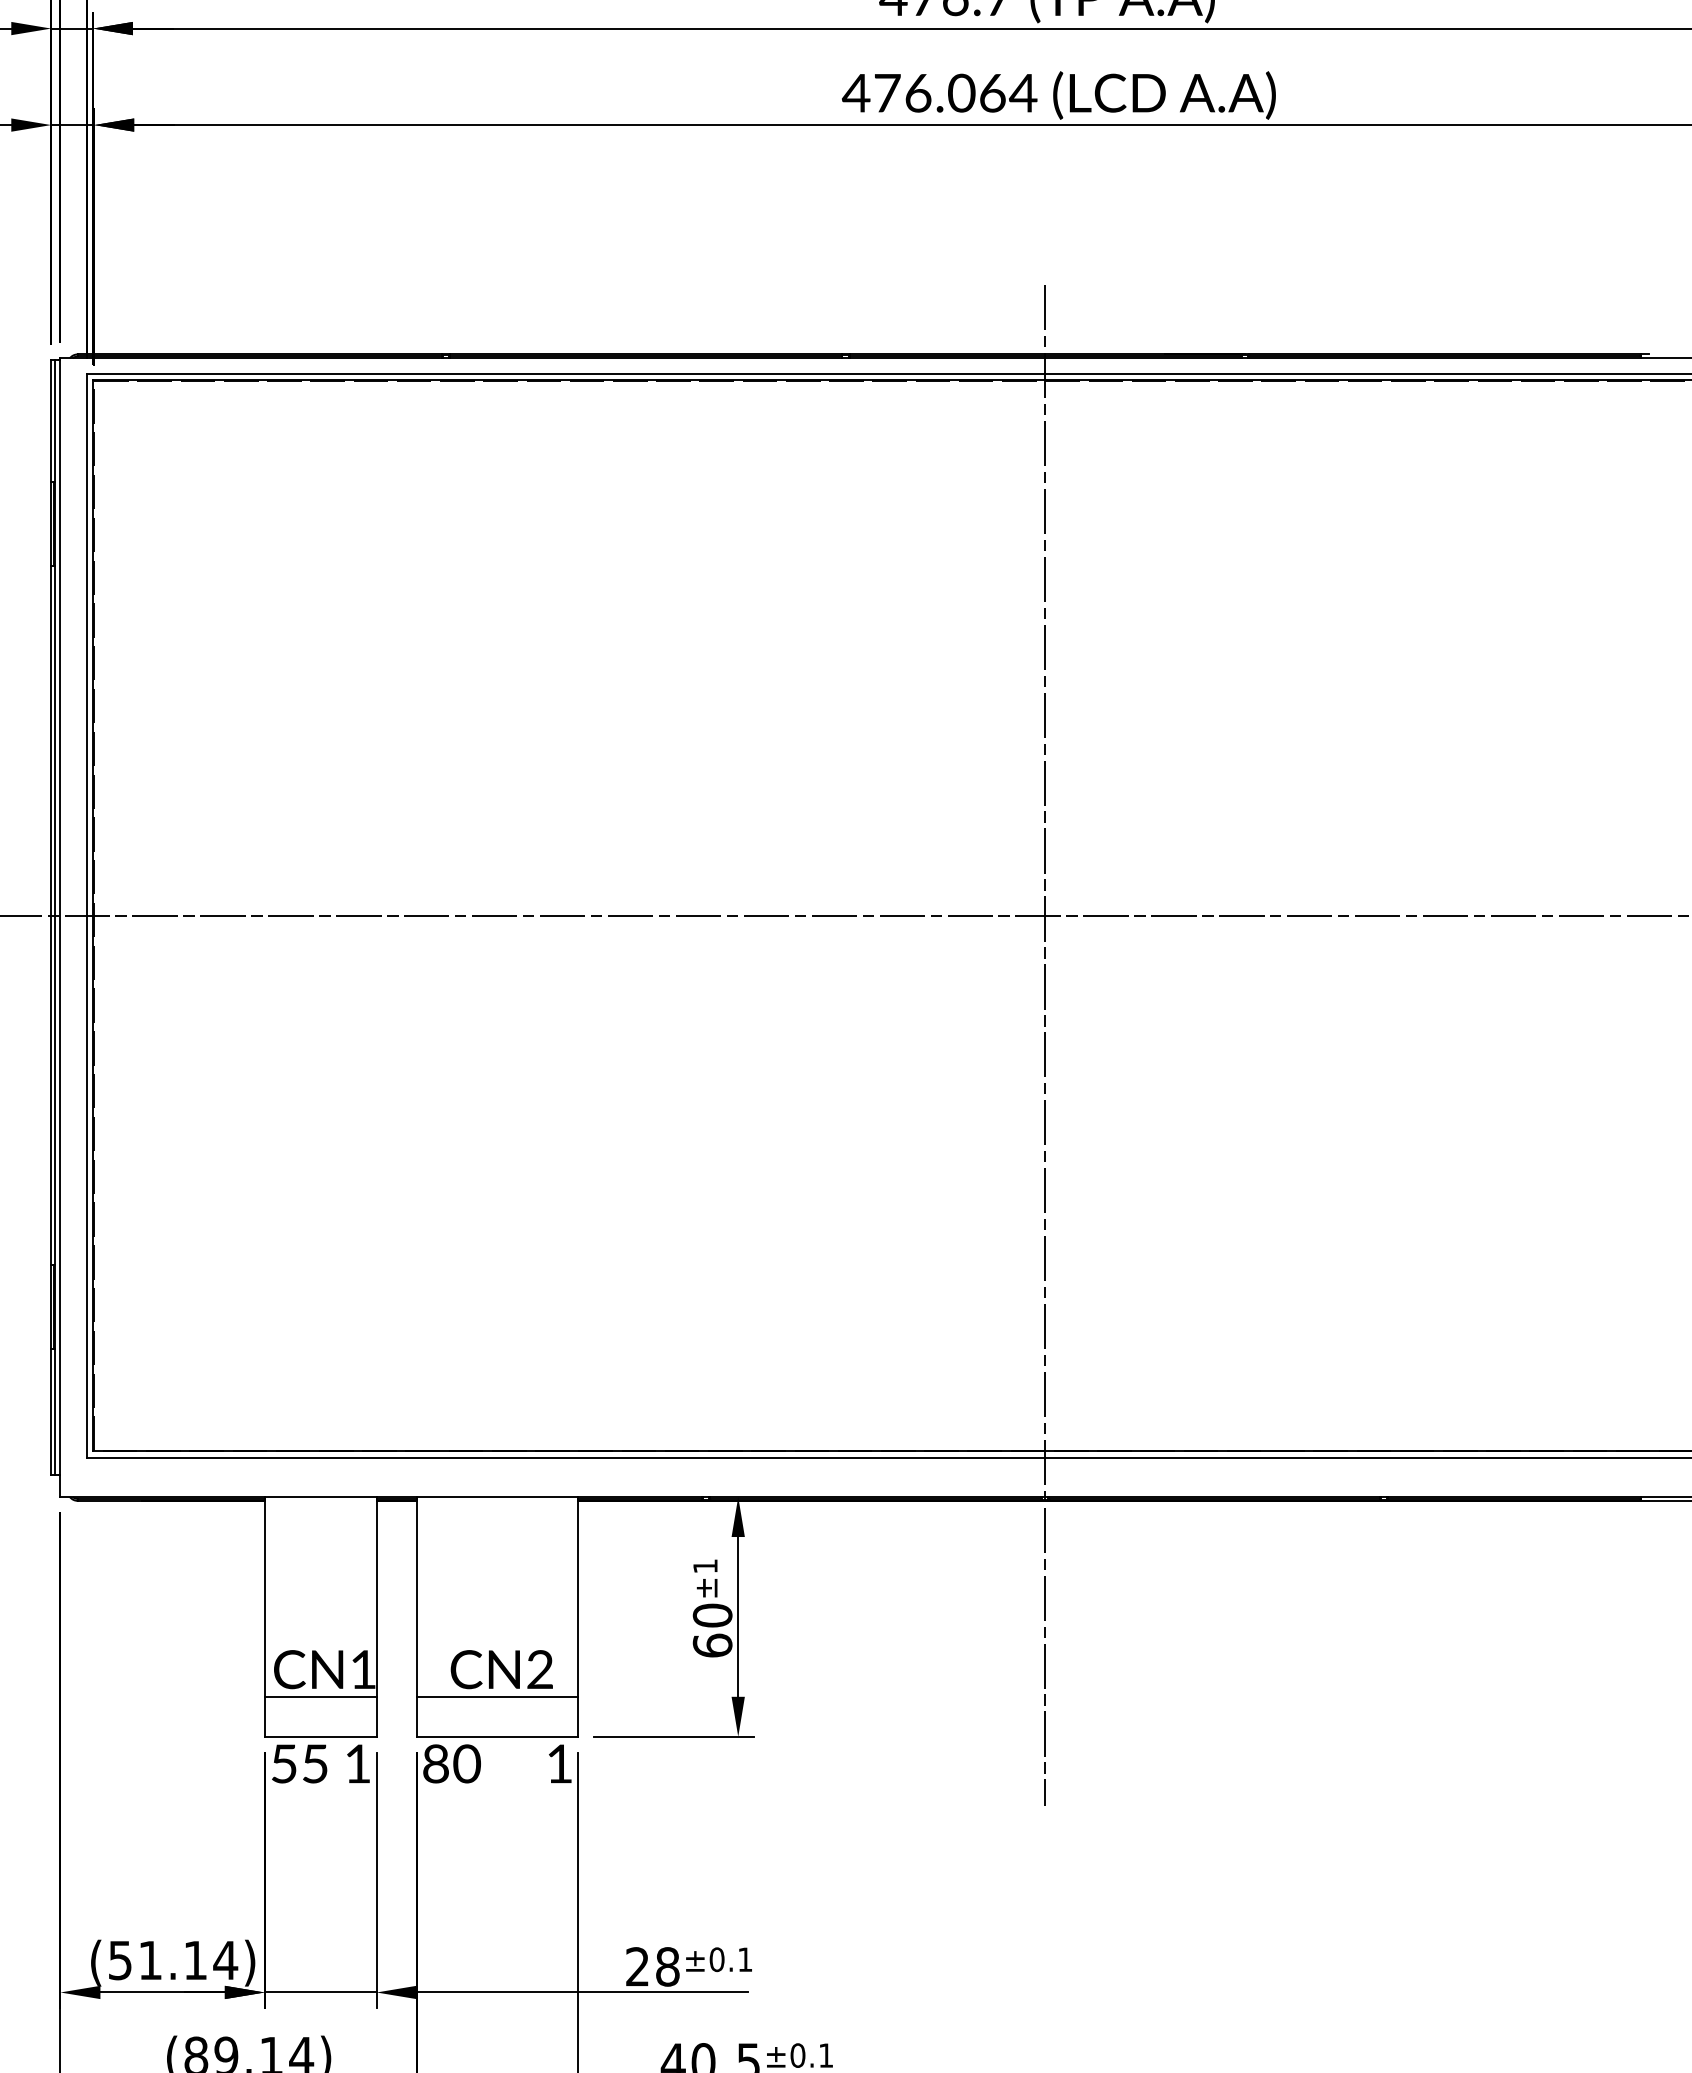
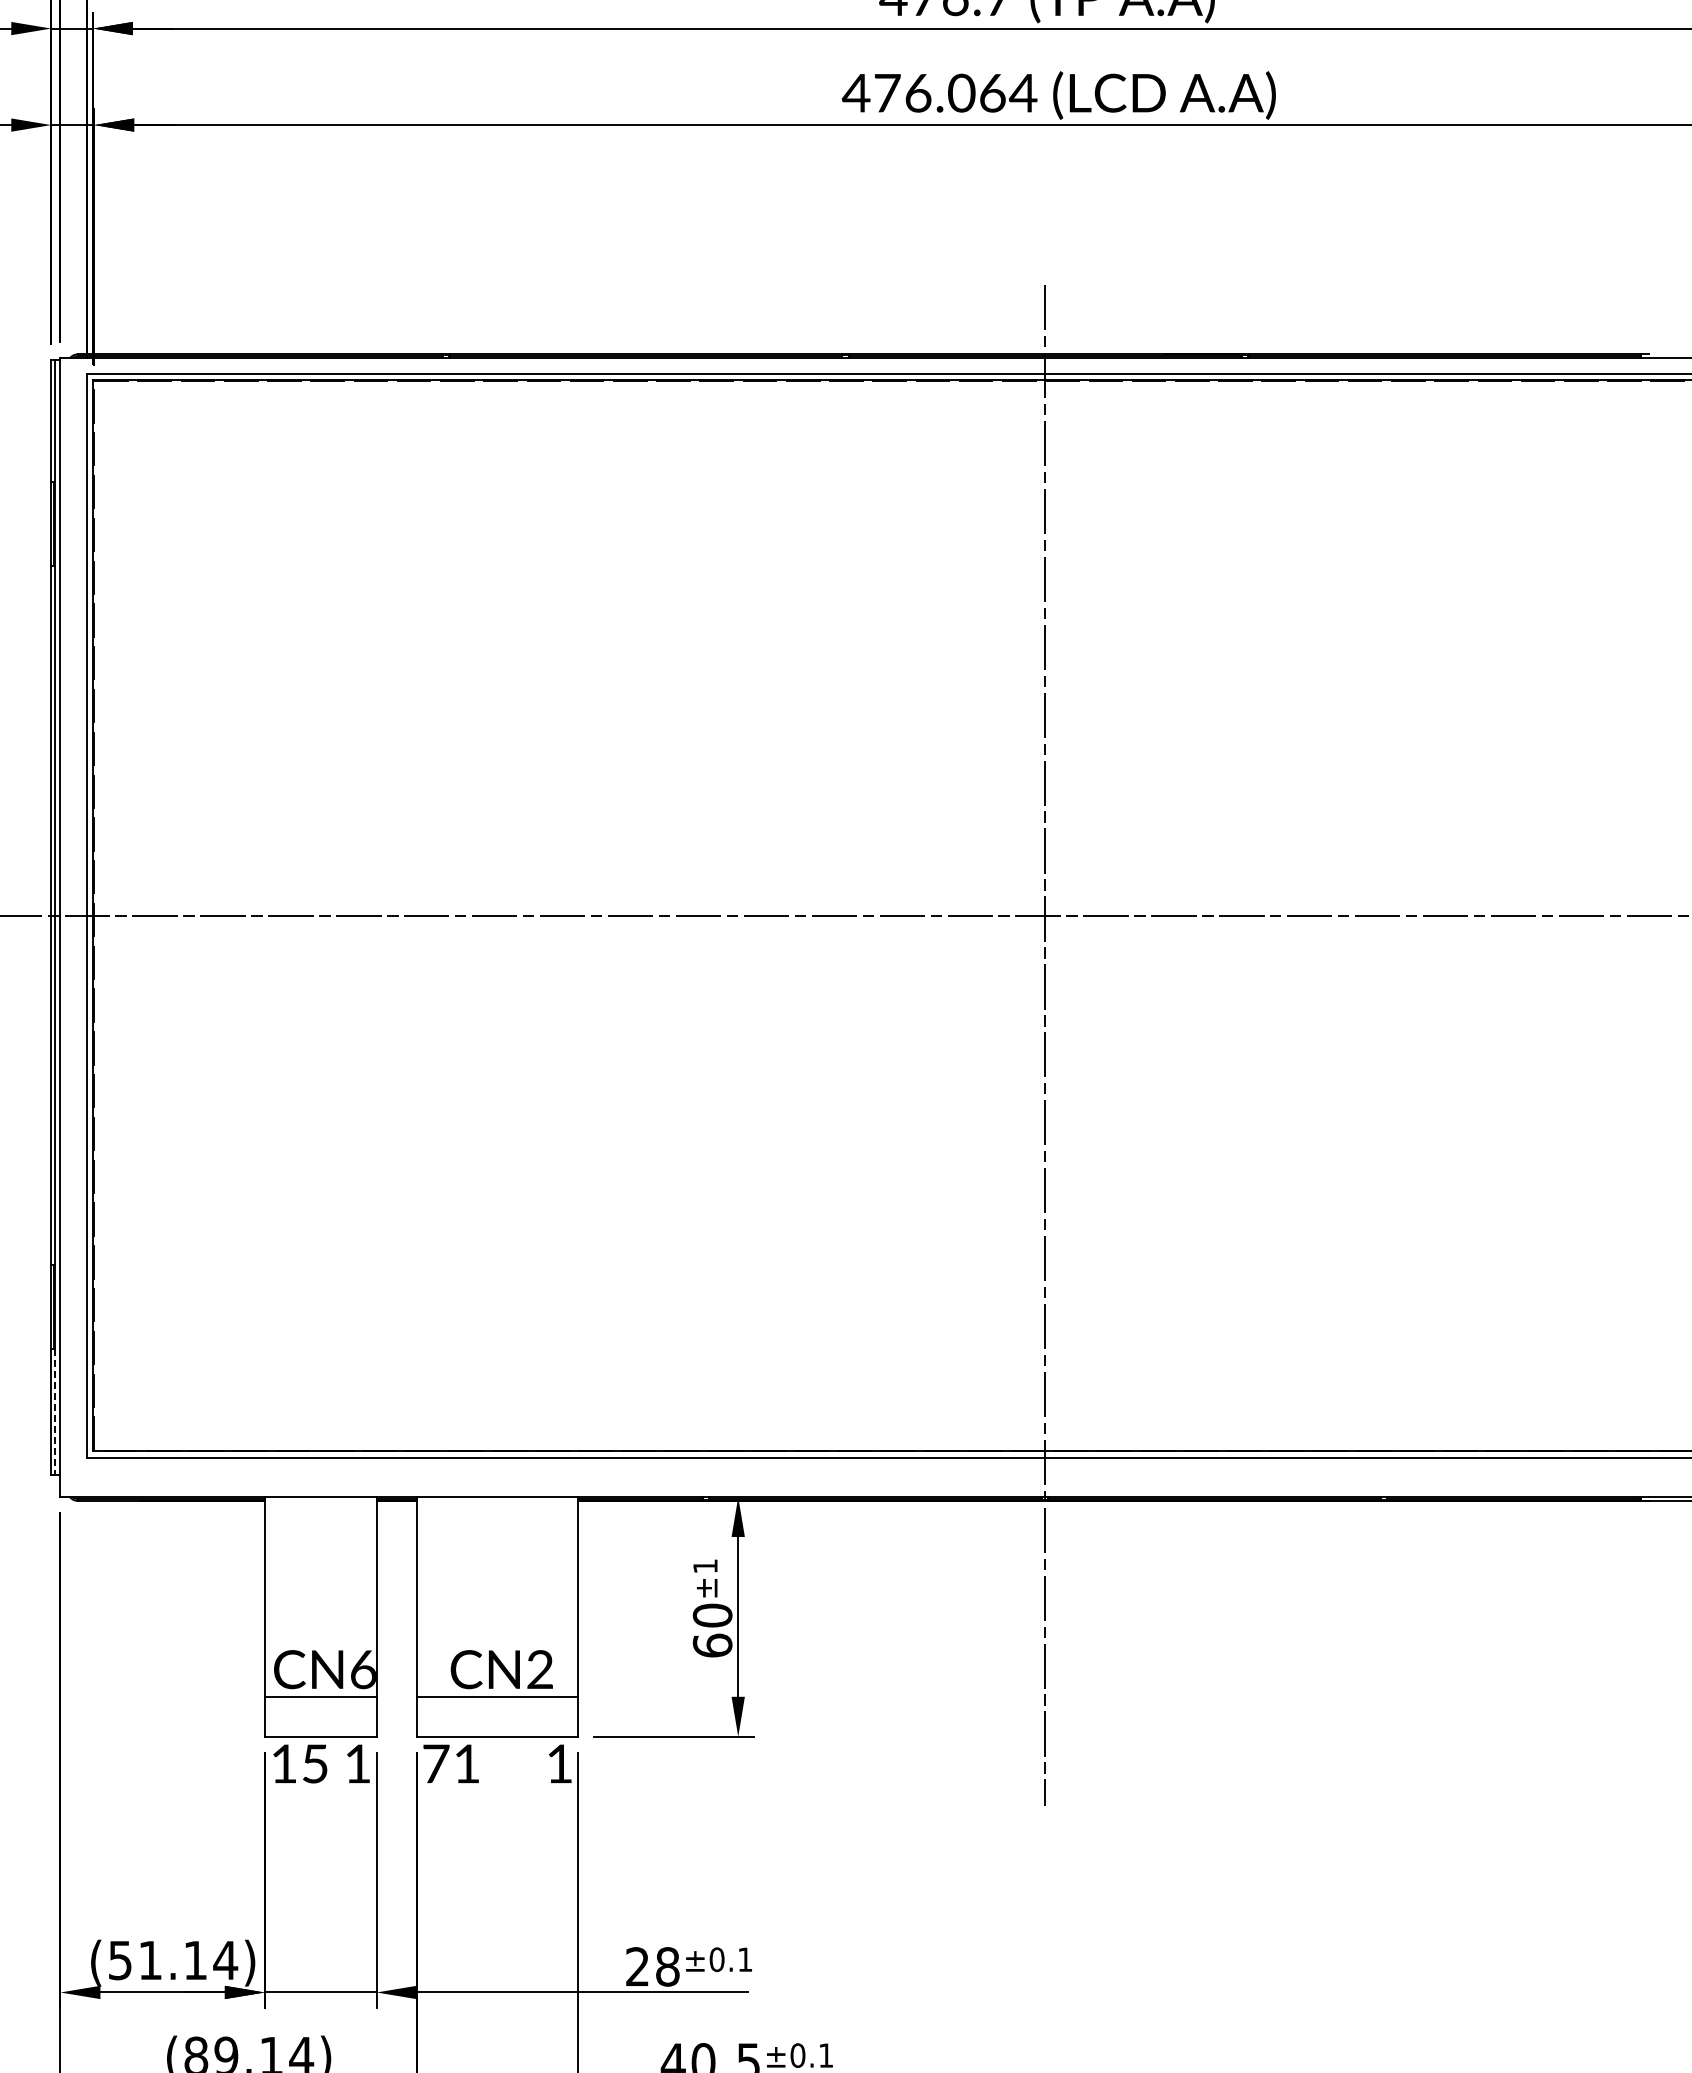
line: solid -> dashed (55, 1412)
text: CN1 -> CN6 (363, 1669)
text: 55 -> 15 (284, 1763)
text: 80 -> 71 (451, 1763)
